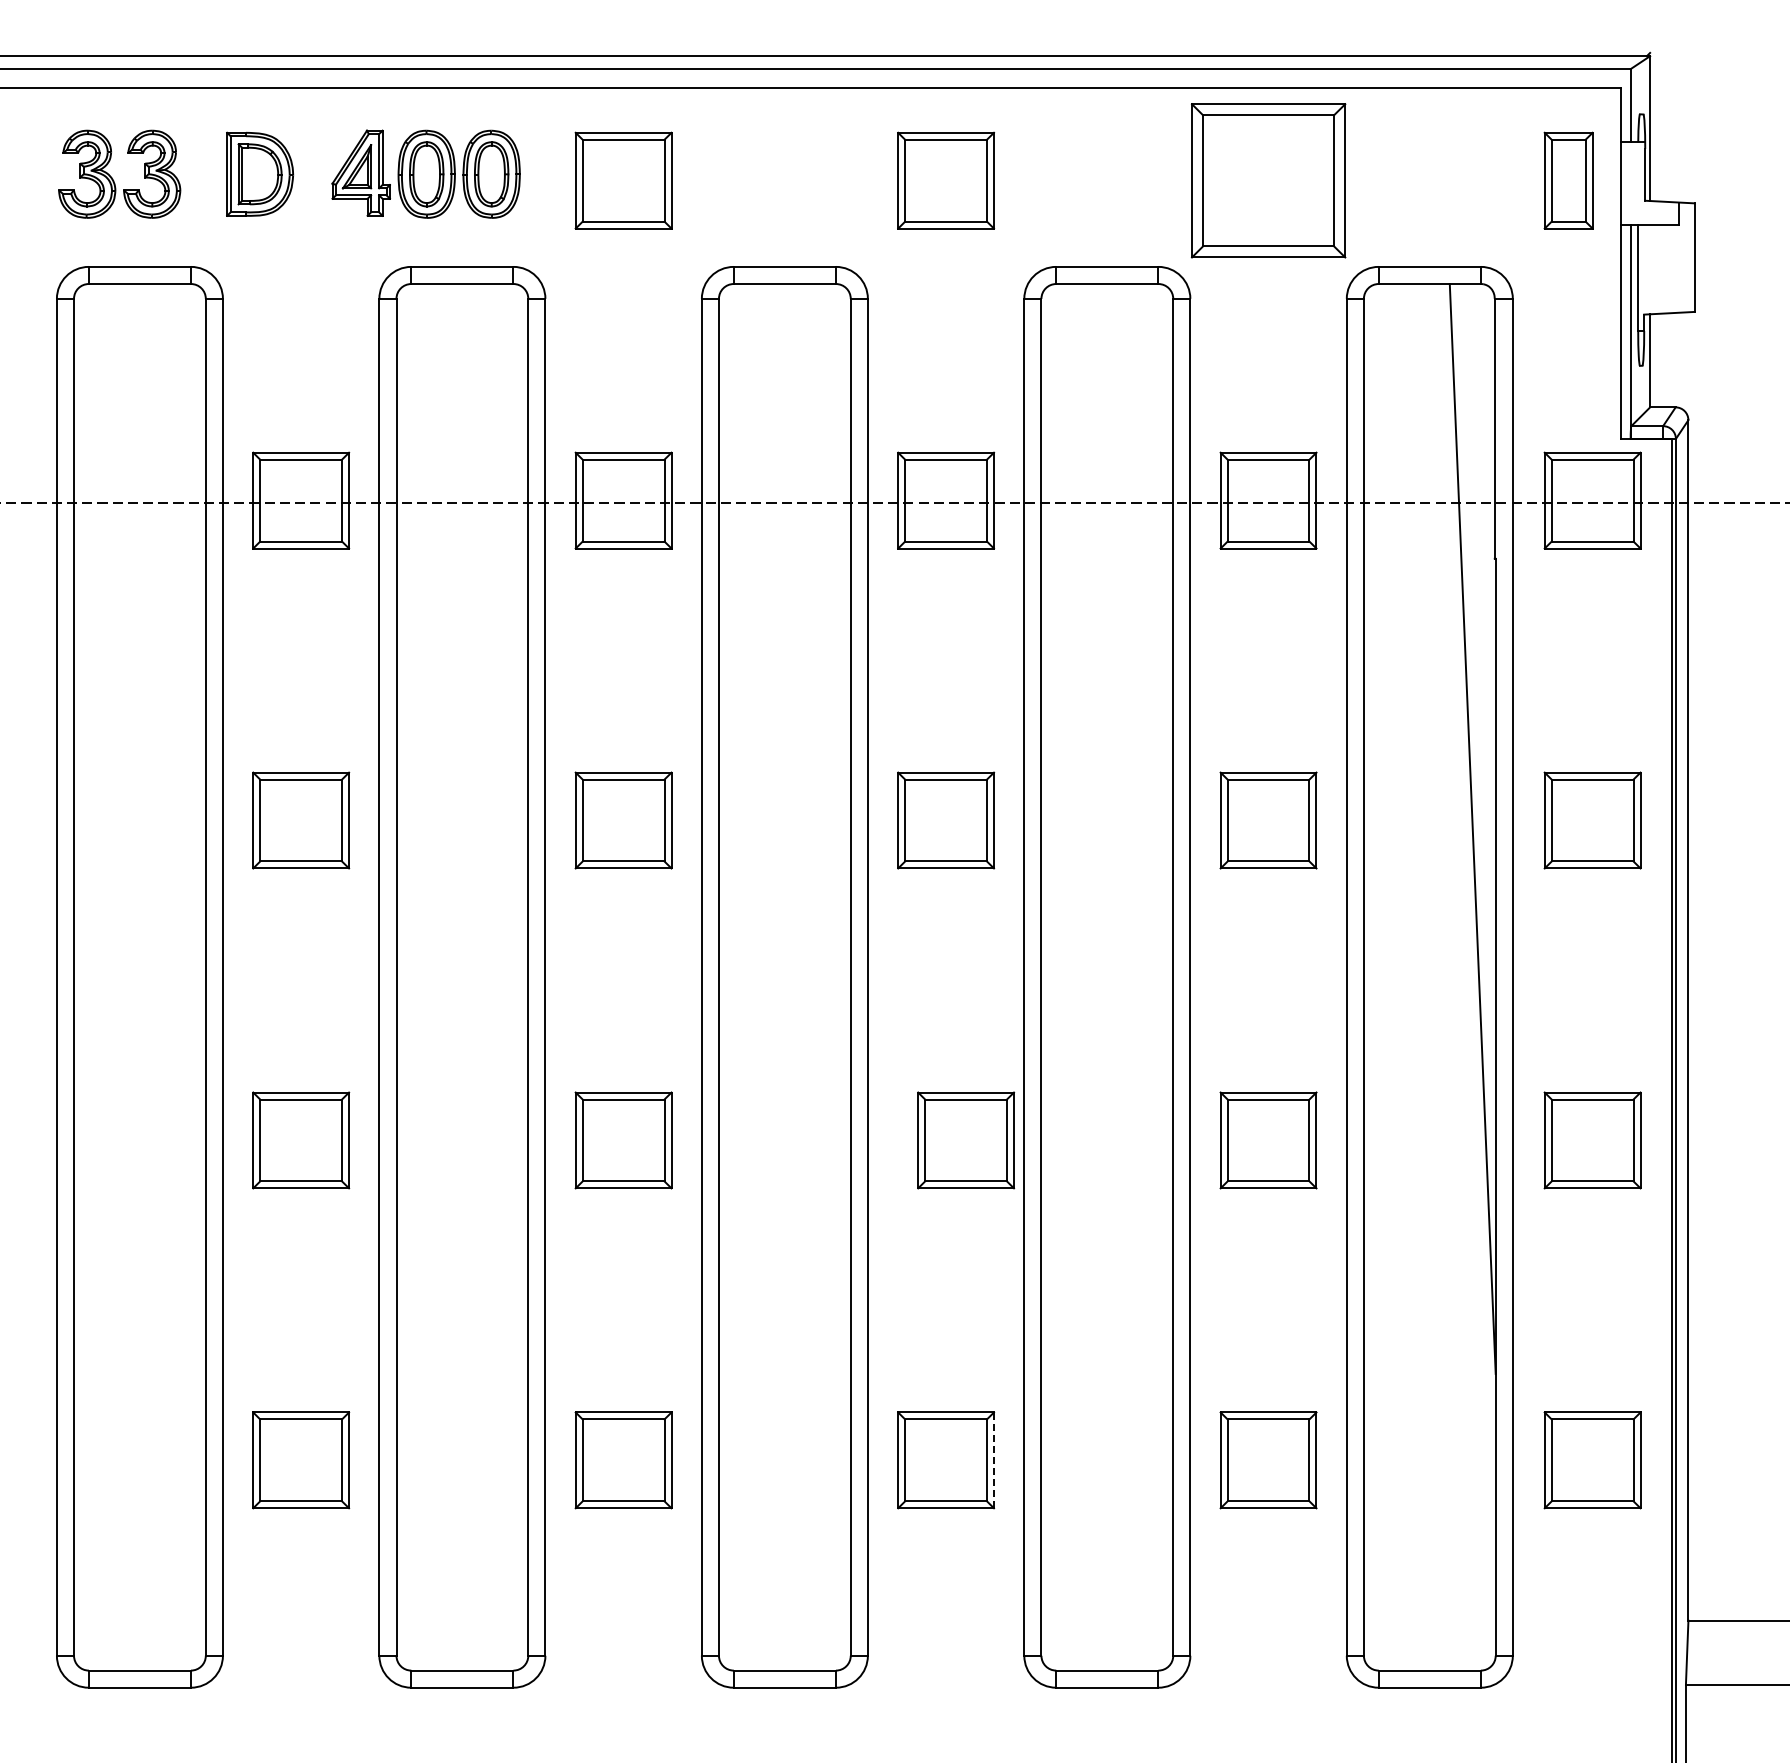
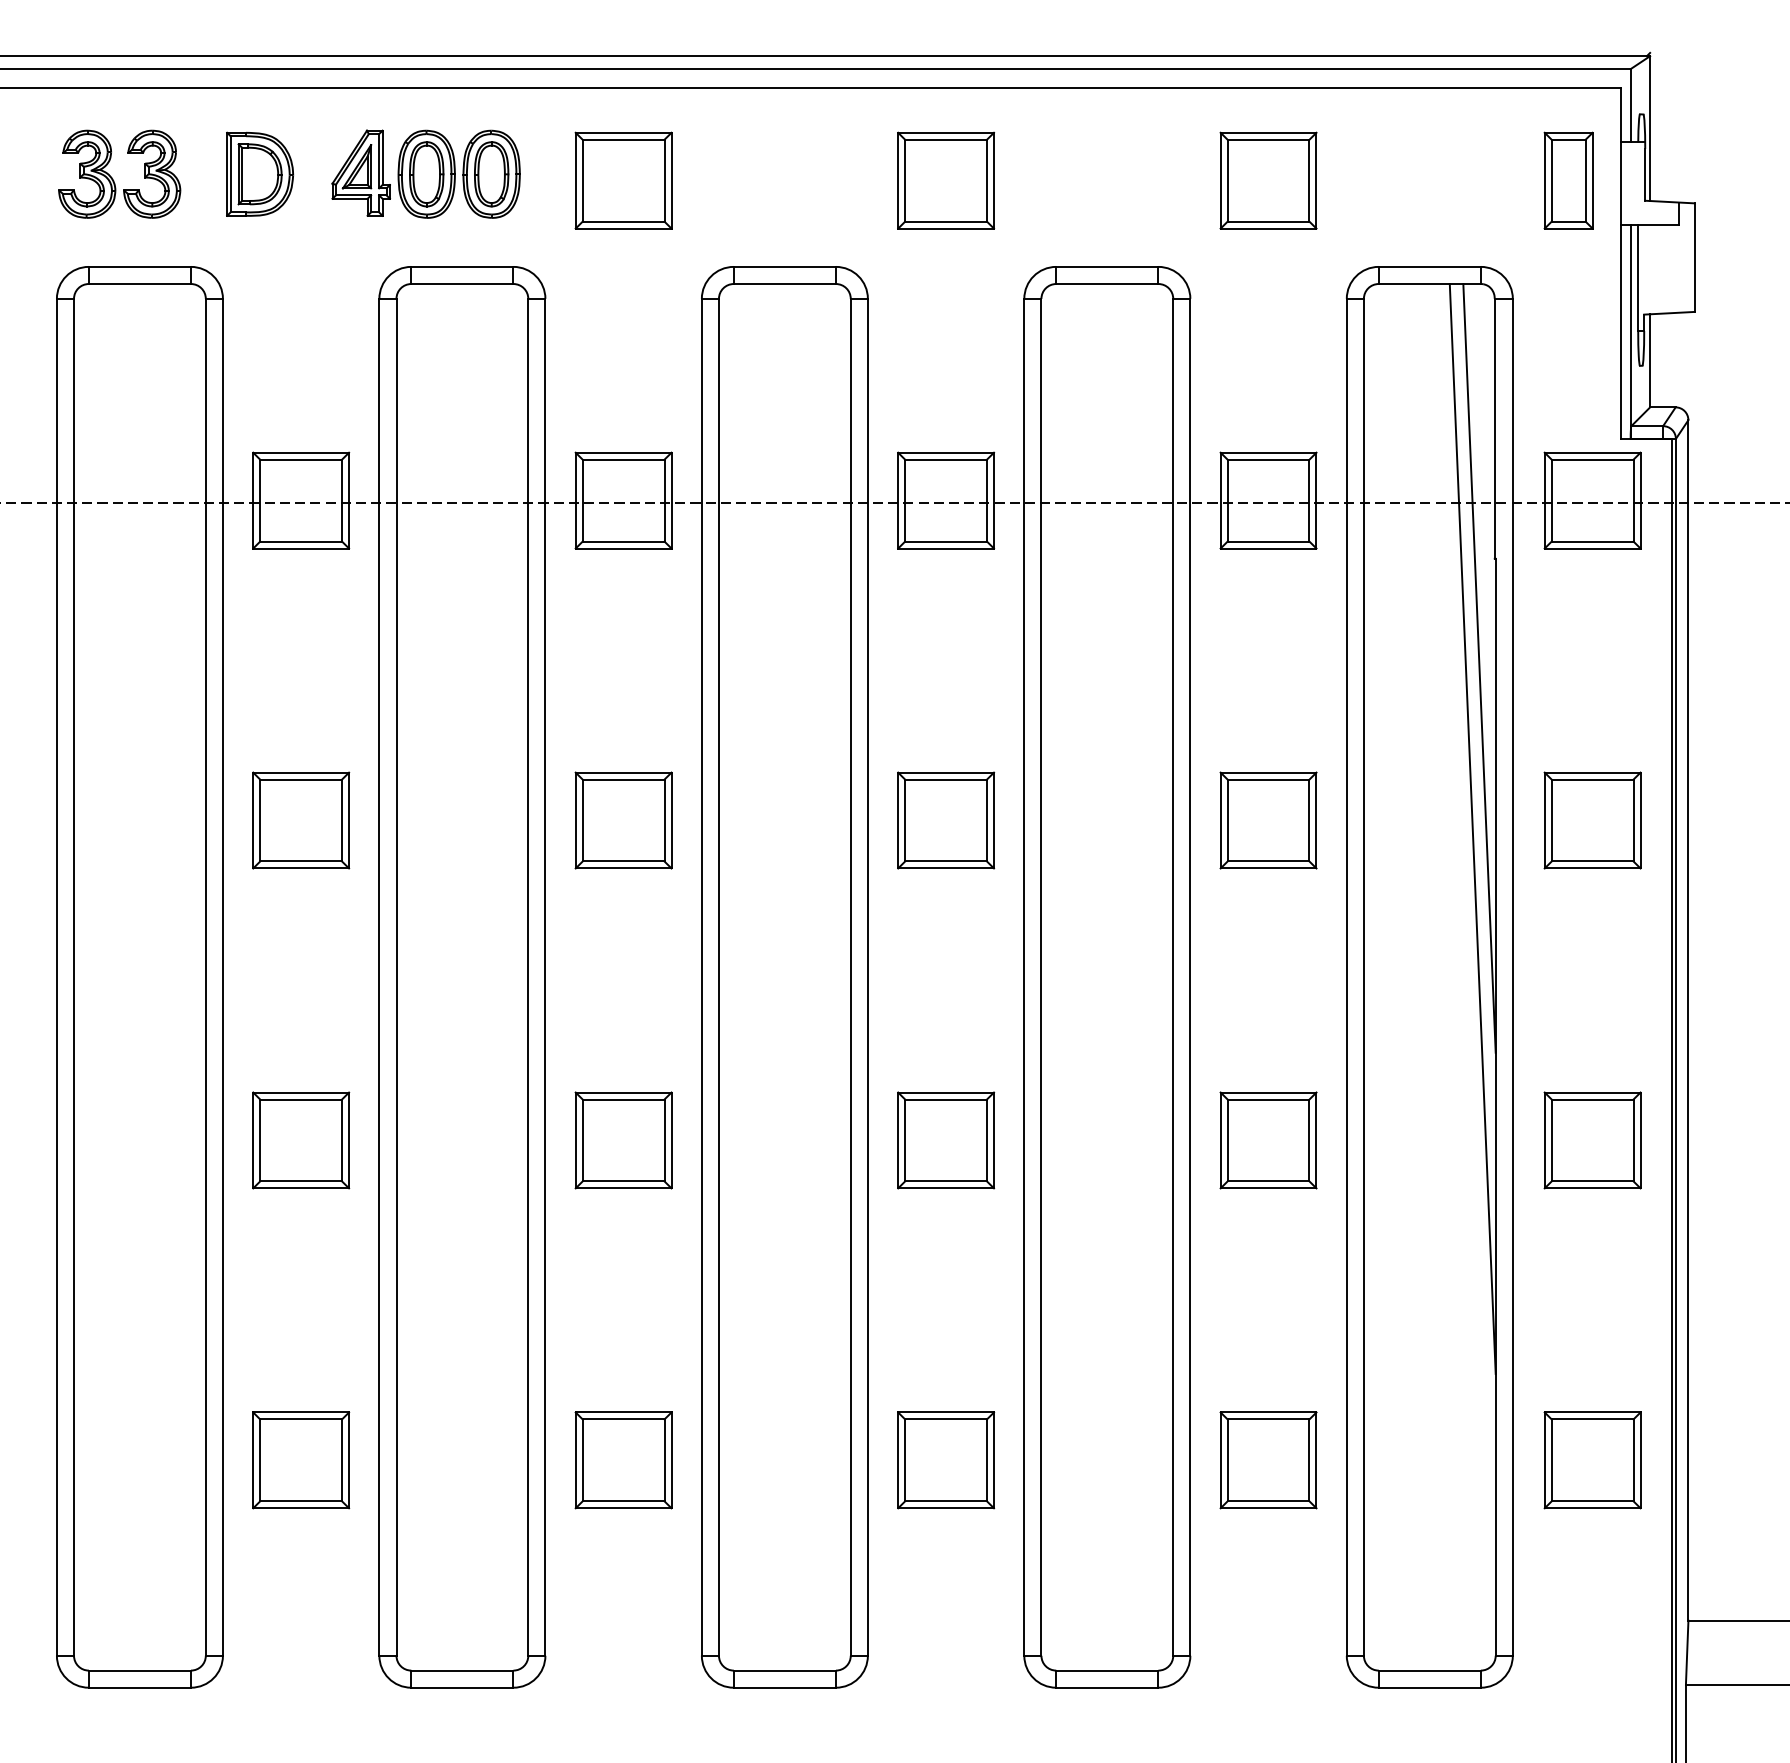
part size: 156x156 px -> 99x99 px (1268, 180)
line: none -> present (1479, 668)
part position: (966, 1140) -> (946, 1140) (946, 1140)
line: dashed -> solid (994, 1460)
